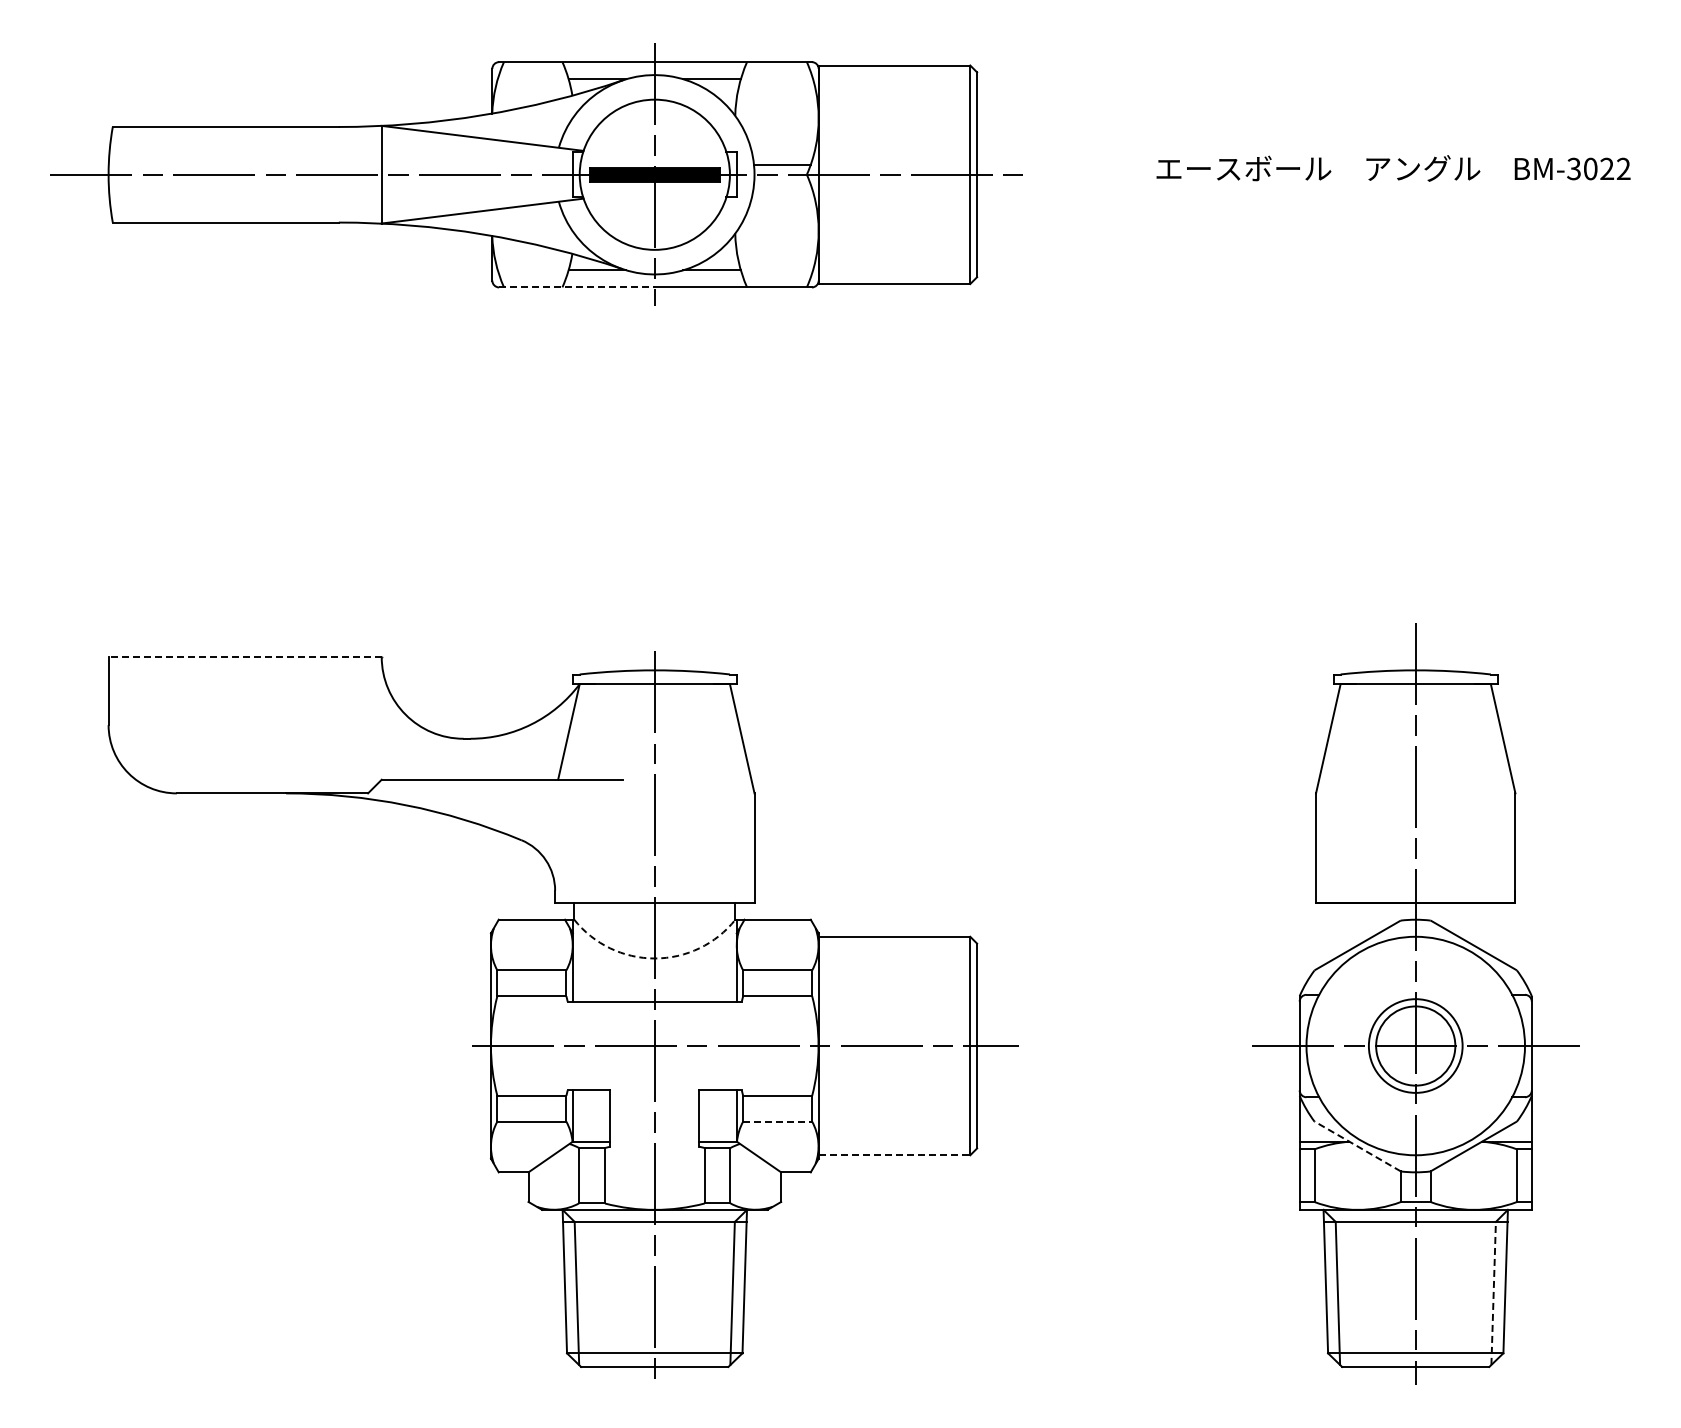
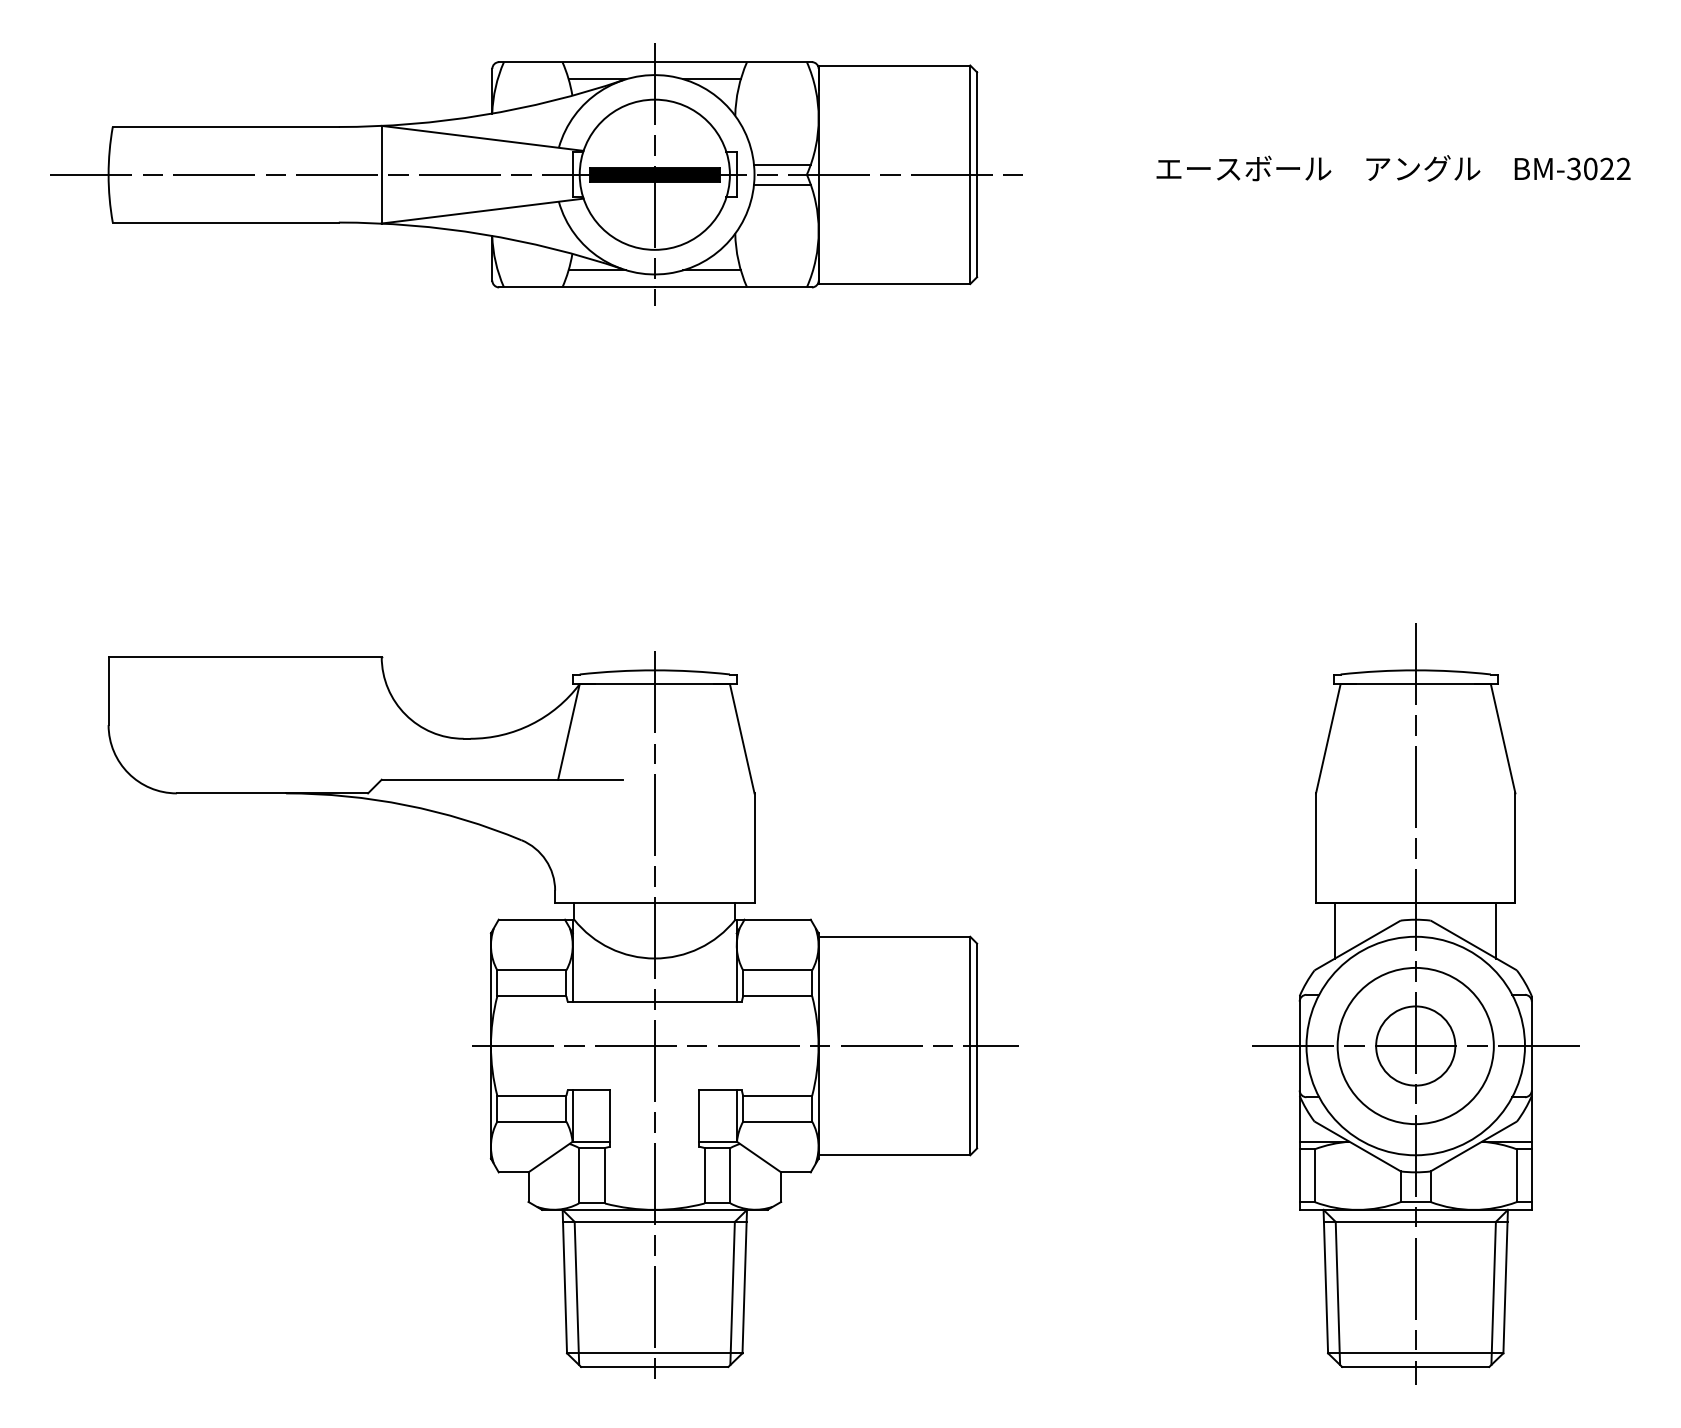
line: none -> present (781, 185)
line: dashed -> solid (577, 287)
line: dashed -> solid (245, 656)
line: none -> present (1335, 930)
line: none -> present (1496, 930)
arc: dashed -> solid (654, 958)
circle diameter: 94 px -> 156 px (1415, 1045)
line: dashed -> solid (777, 1121)
line: dashed -> solid (1357, 1146)
line: dashed -> solid (894, 1155)
line: dashed -> solid (1493, 1293)
